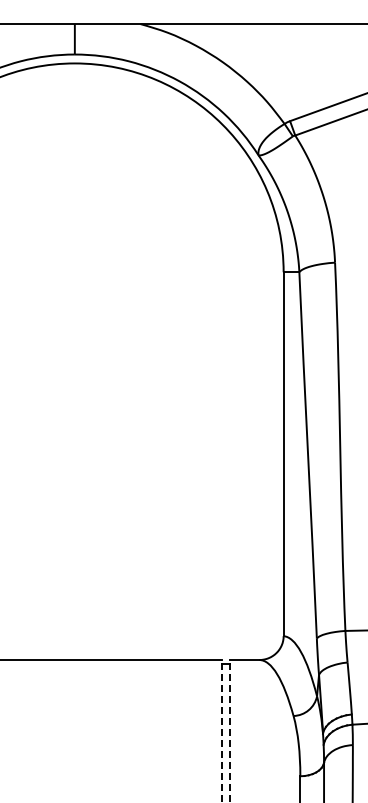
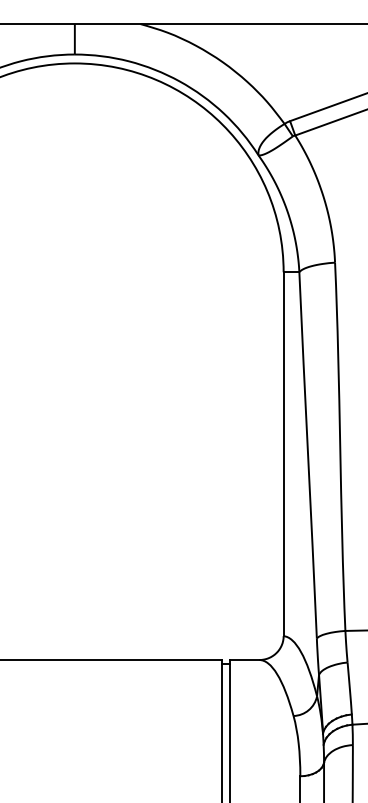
line: dashed -> solid (222, 730)
line: dashed -> solid (230, 730)
